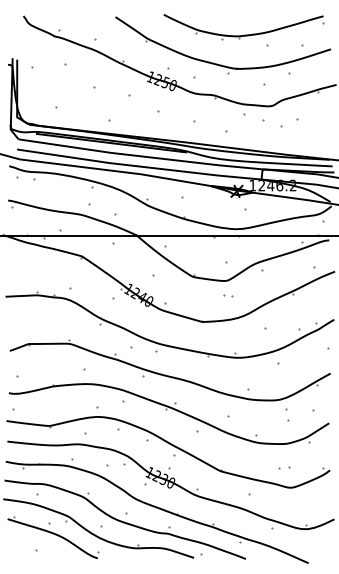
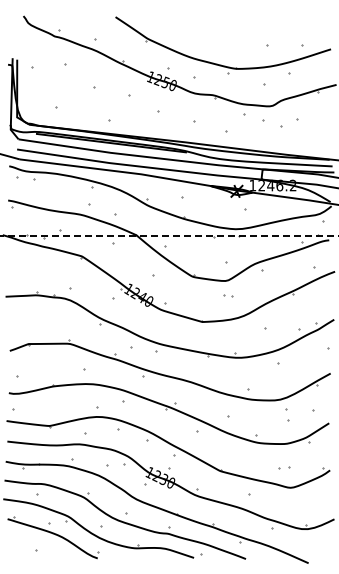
part: present -> none (244, 34)
line: solid -> dashed (169, 236)
